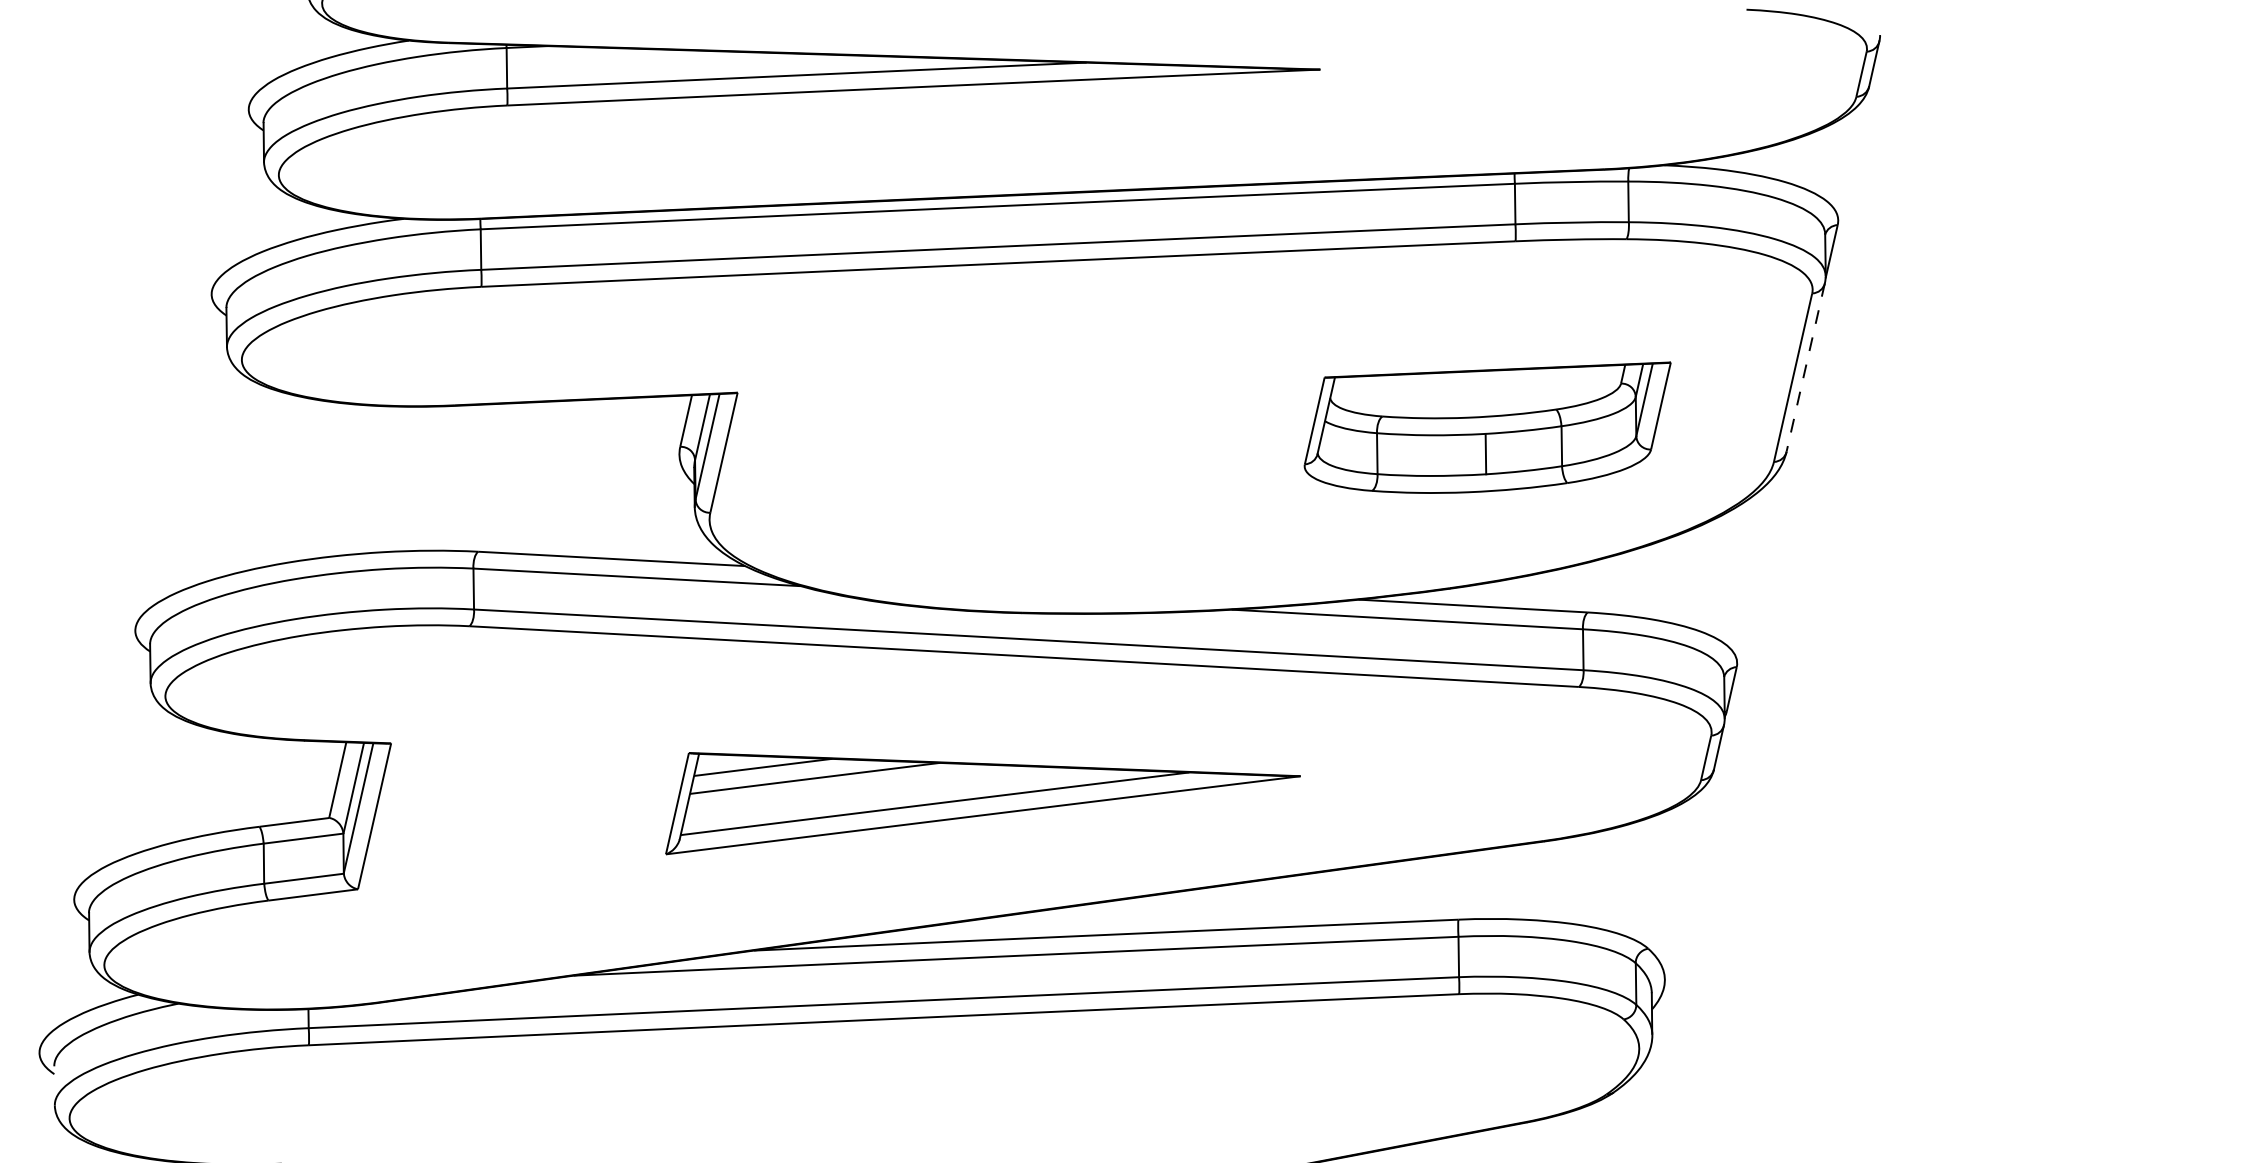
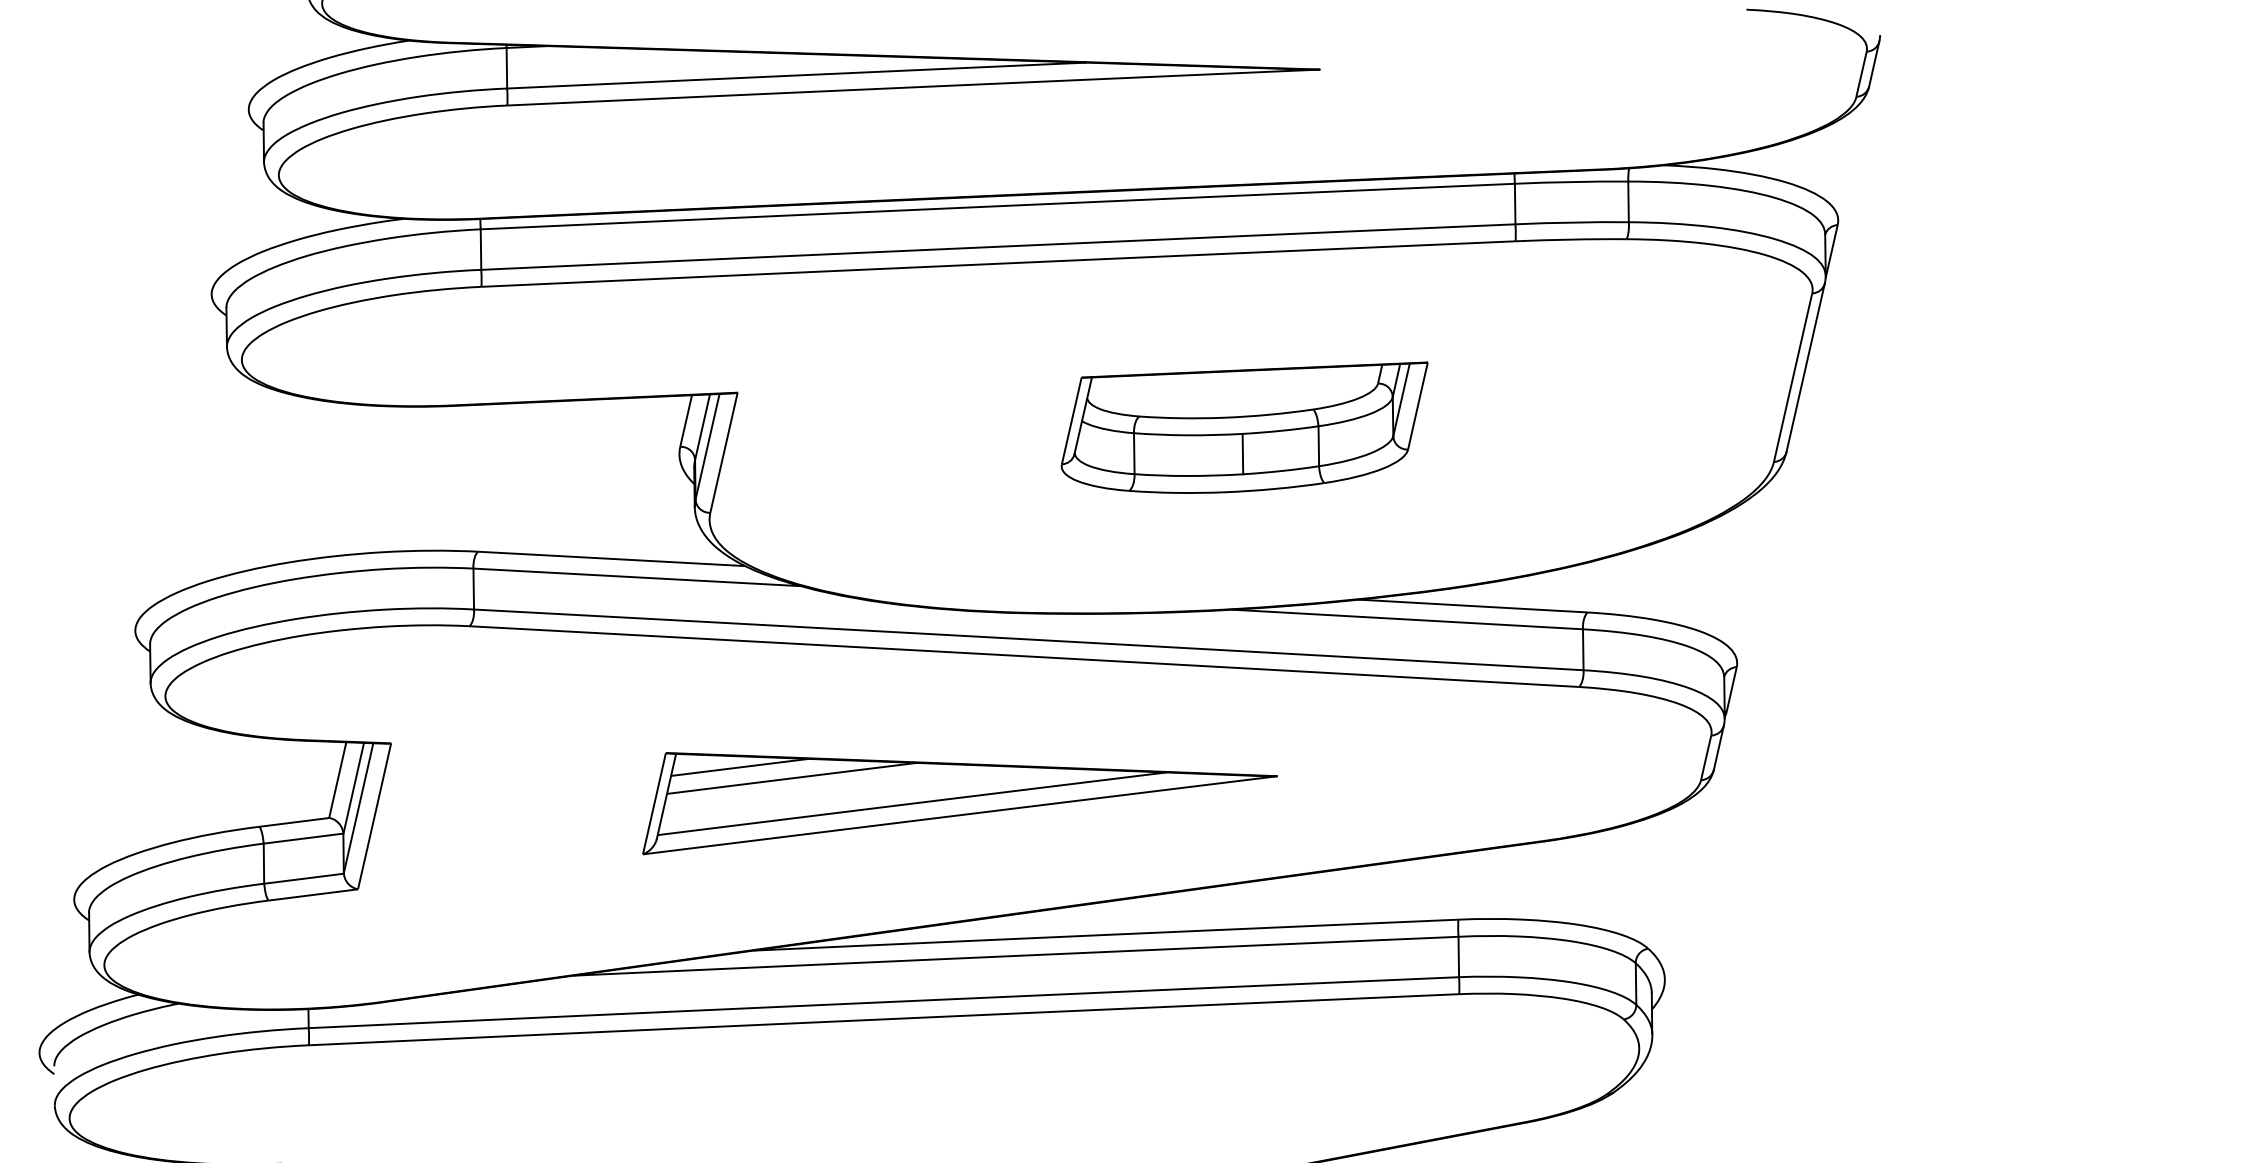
line: dashed -> solid (1805, 367)
part position: (1487, 427) -> (1244, 427) (1244, 427)
part position: (982, 803) -> (959, 803) (959, 803)
